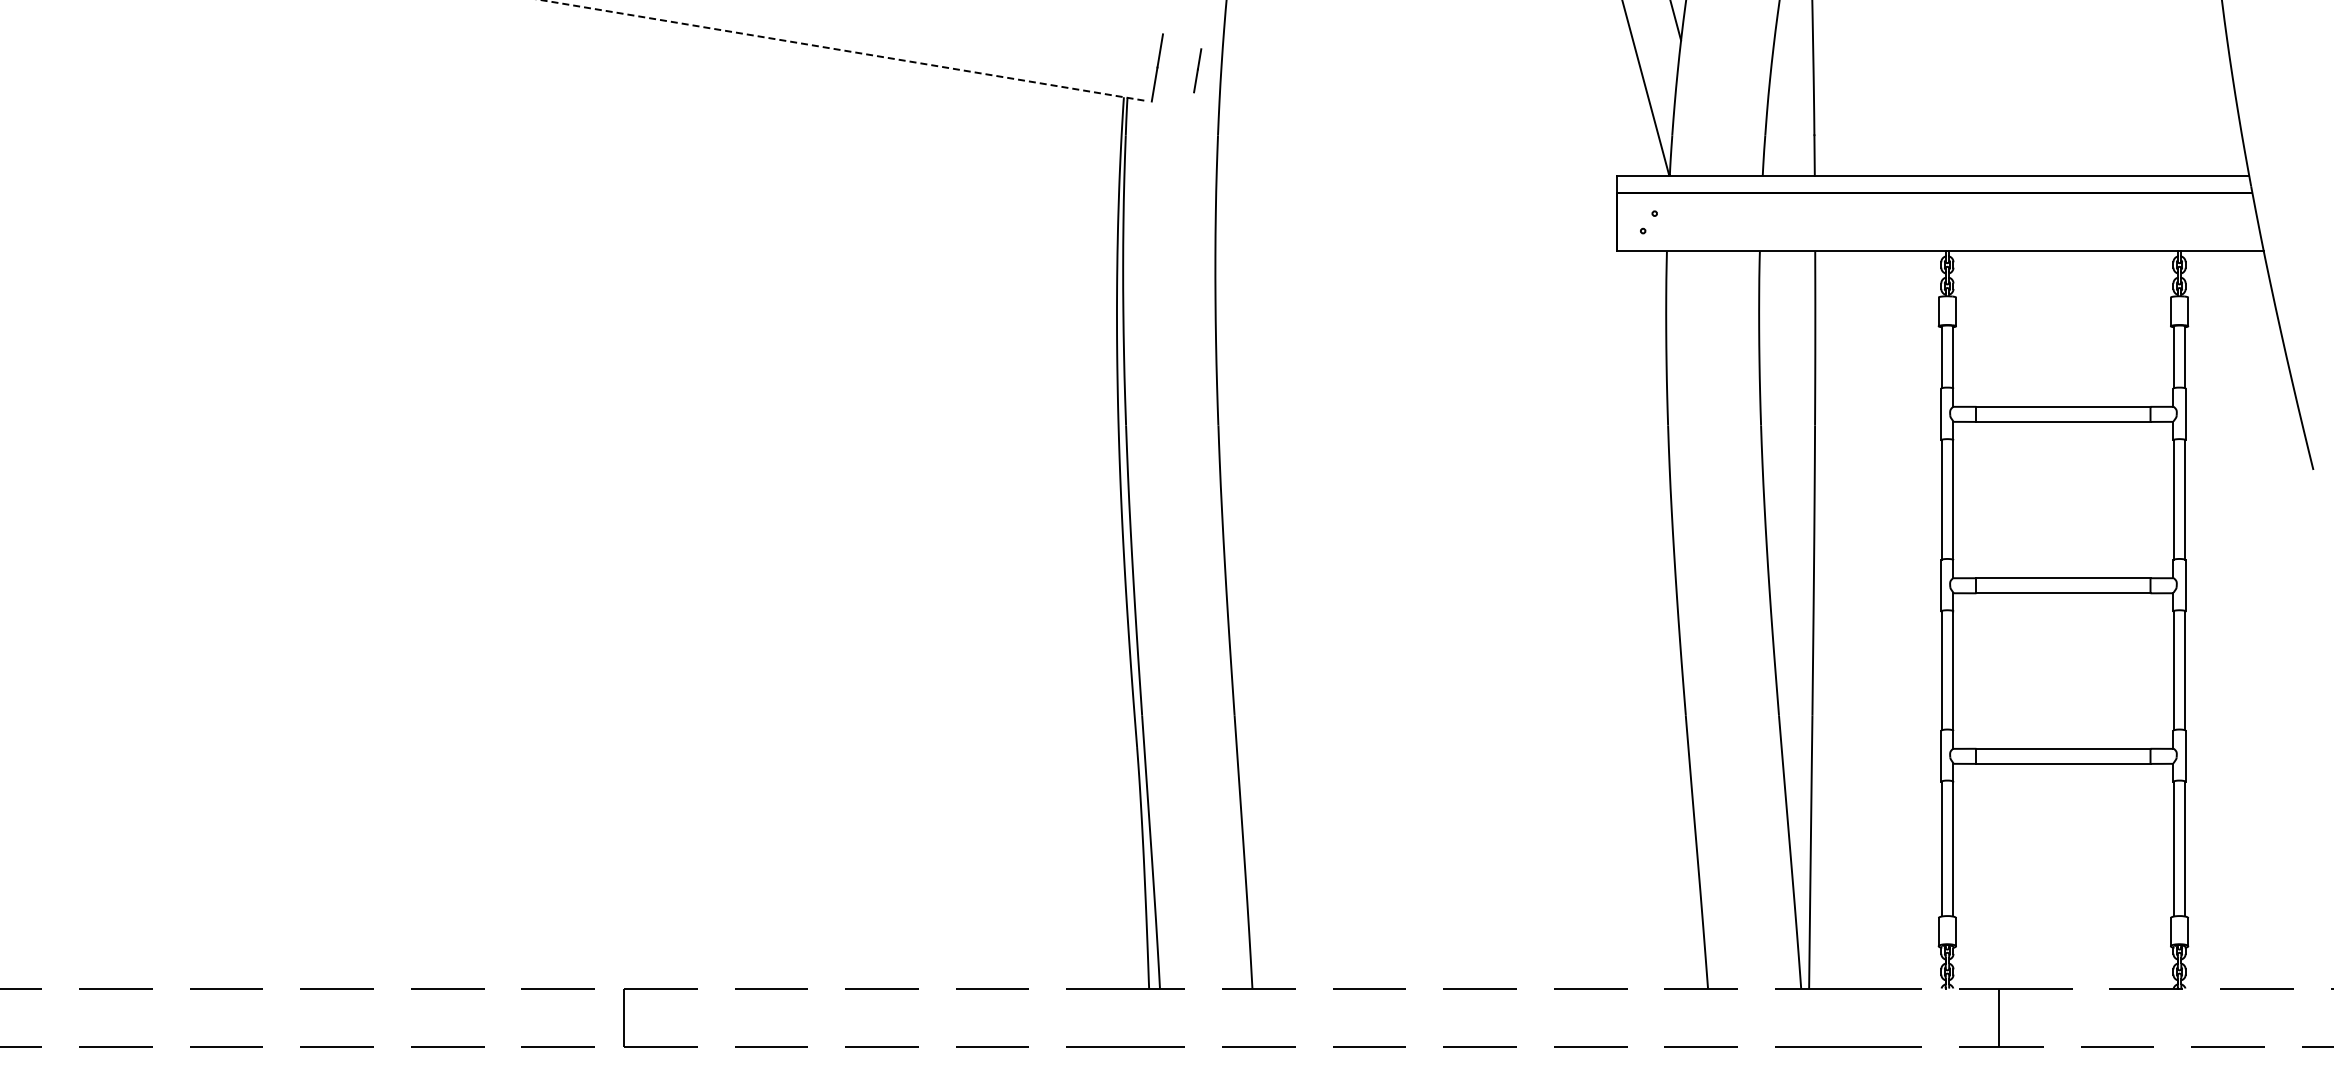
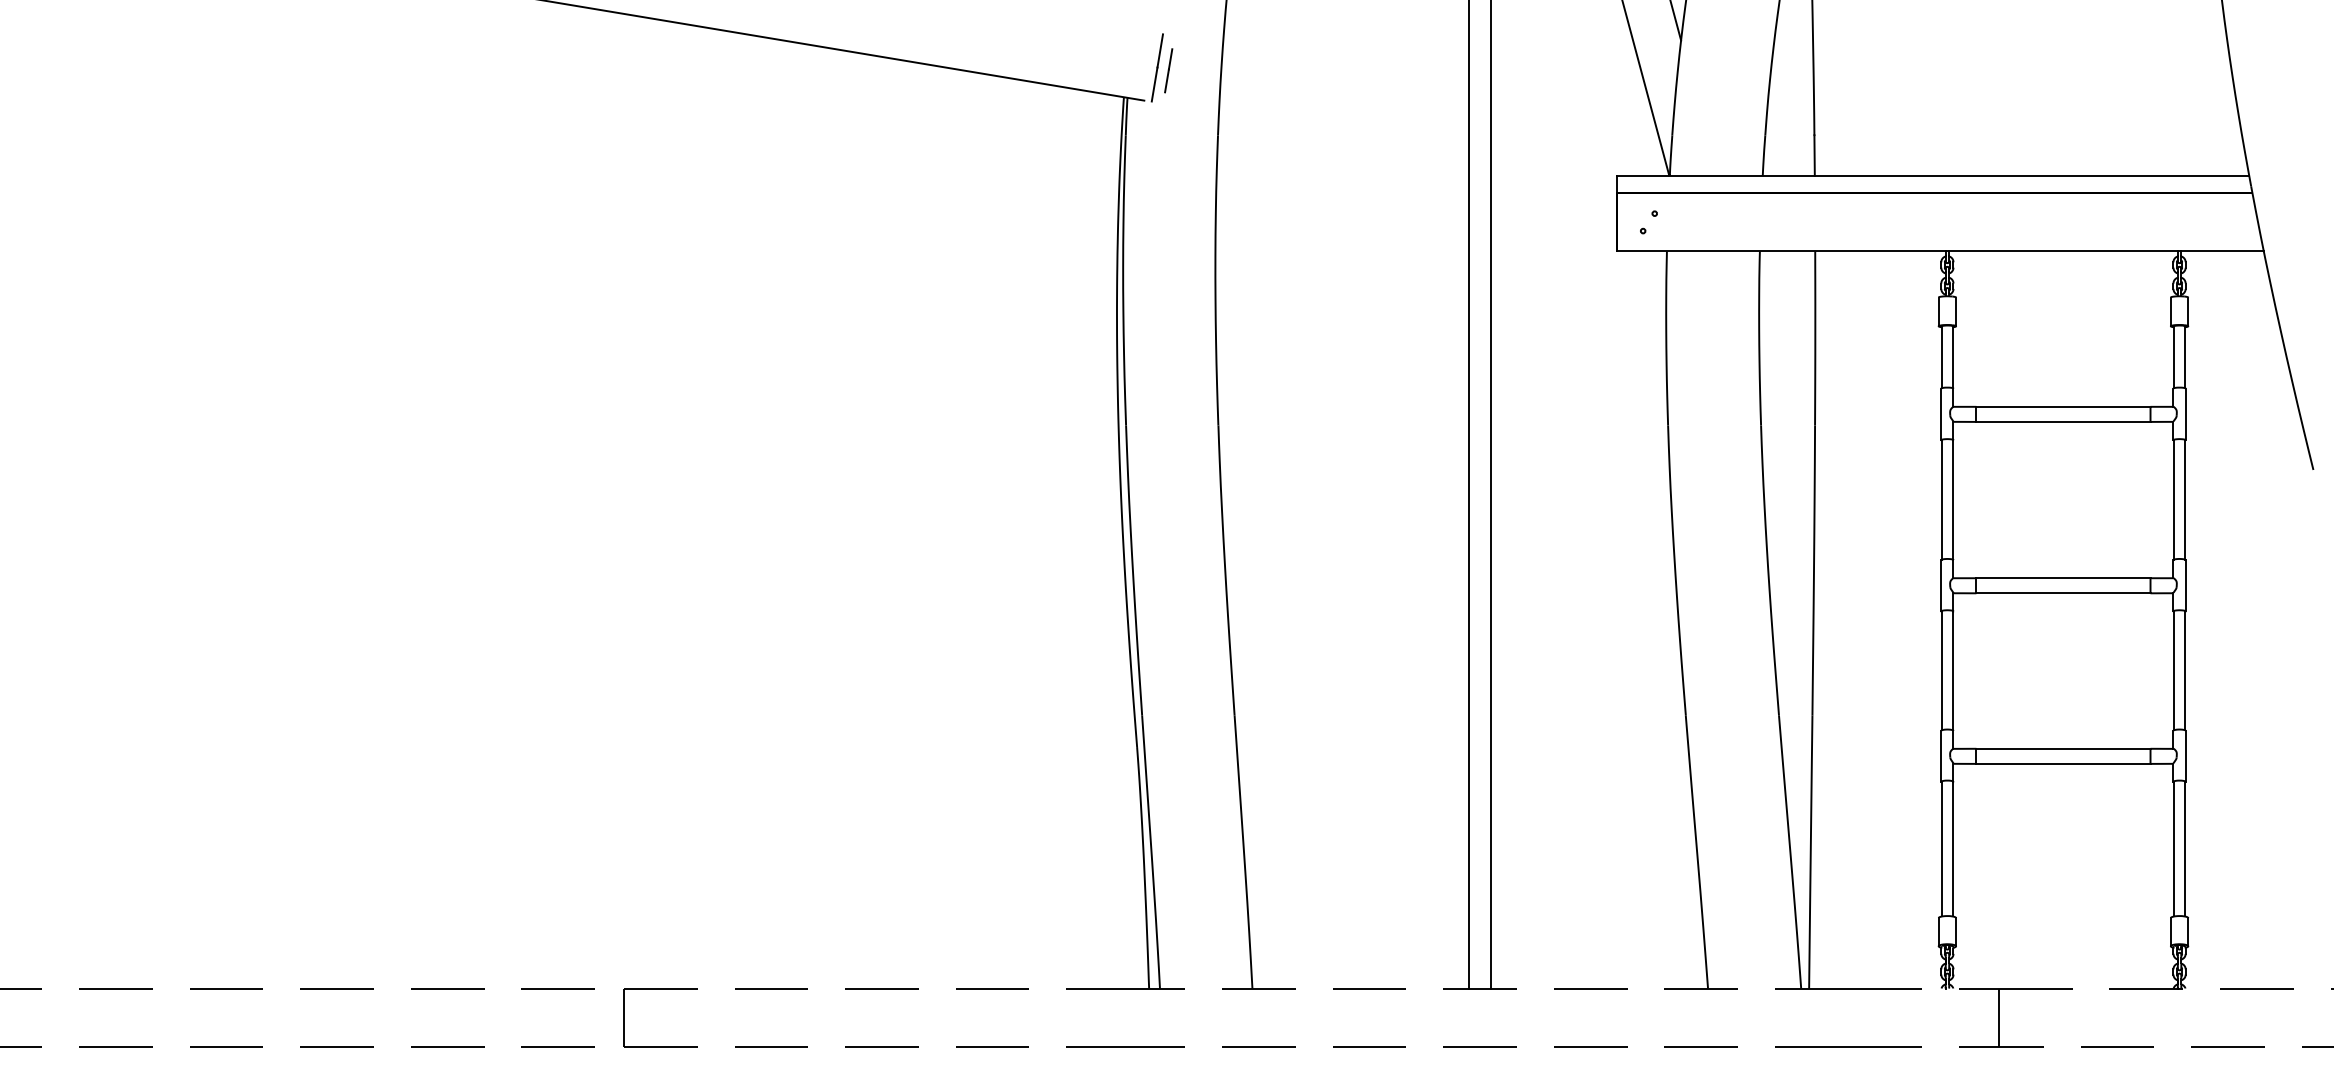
line: dashed -> solid (842, 50)
line position: (1197, 70) -> (1168, 70) (1168, 70)
line: none -> present (1469, 495)
line: none -> present (1491, 495)
